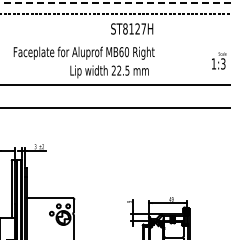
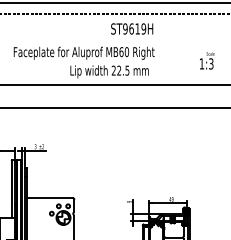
line: dashed -> solid (116, 3)
text: ST8127H -> ST9619H (134, 28)
text position: (219, 60) -> (207, 60) (207, 60)
